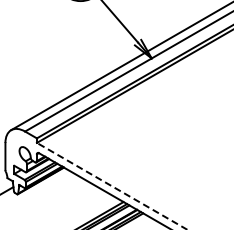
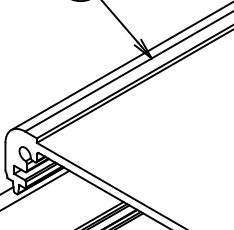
line: dashed -> solid (112, 186)
line: none -> present (35, 189)
